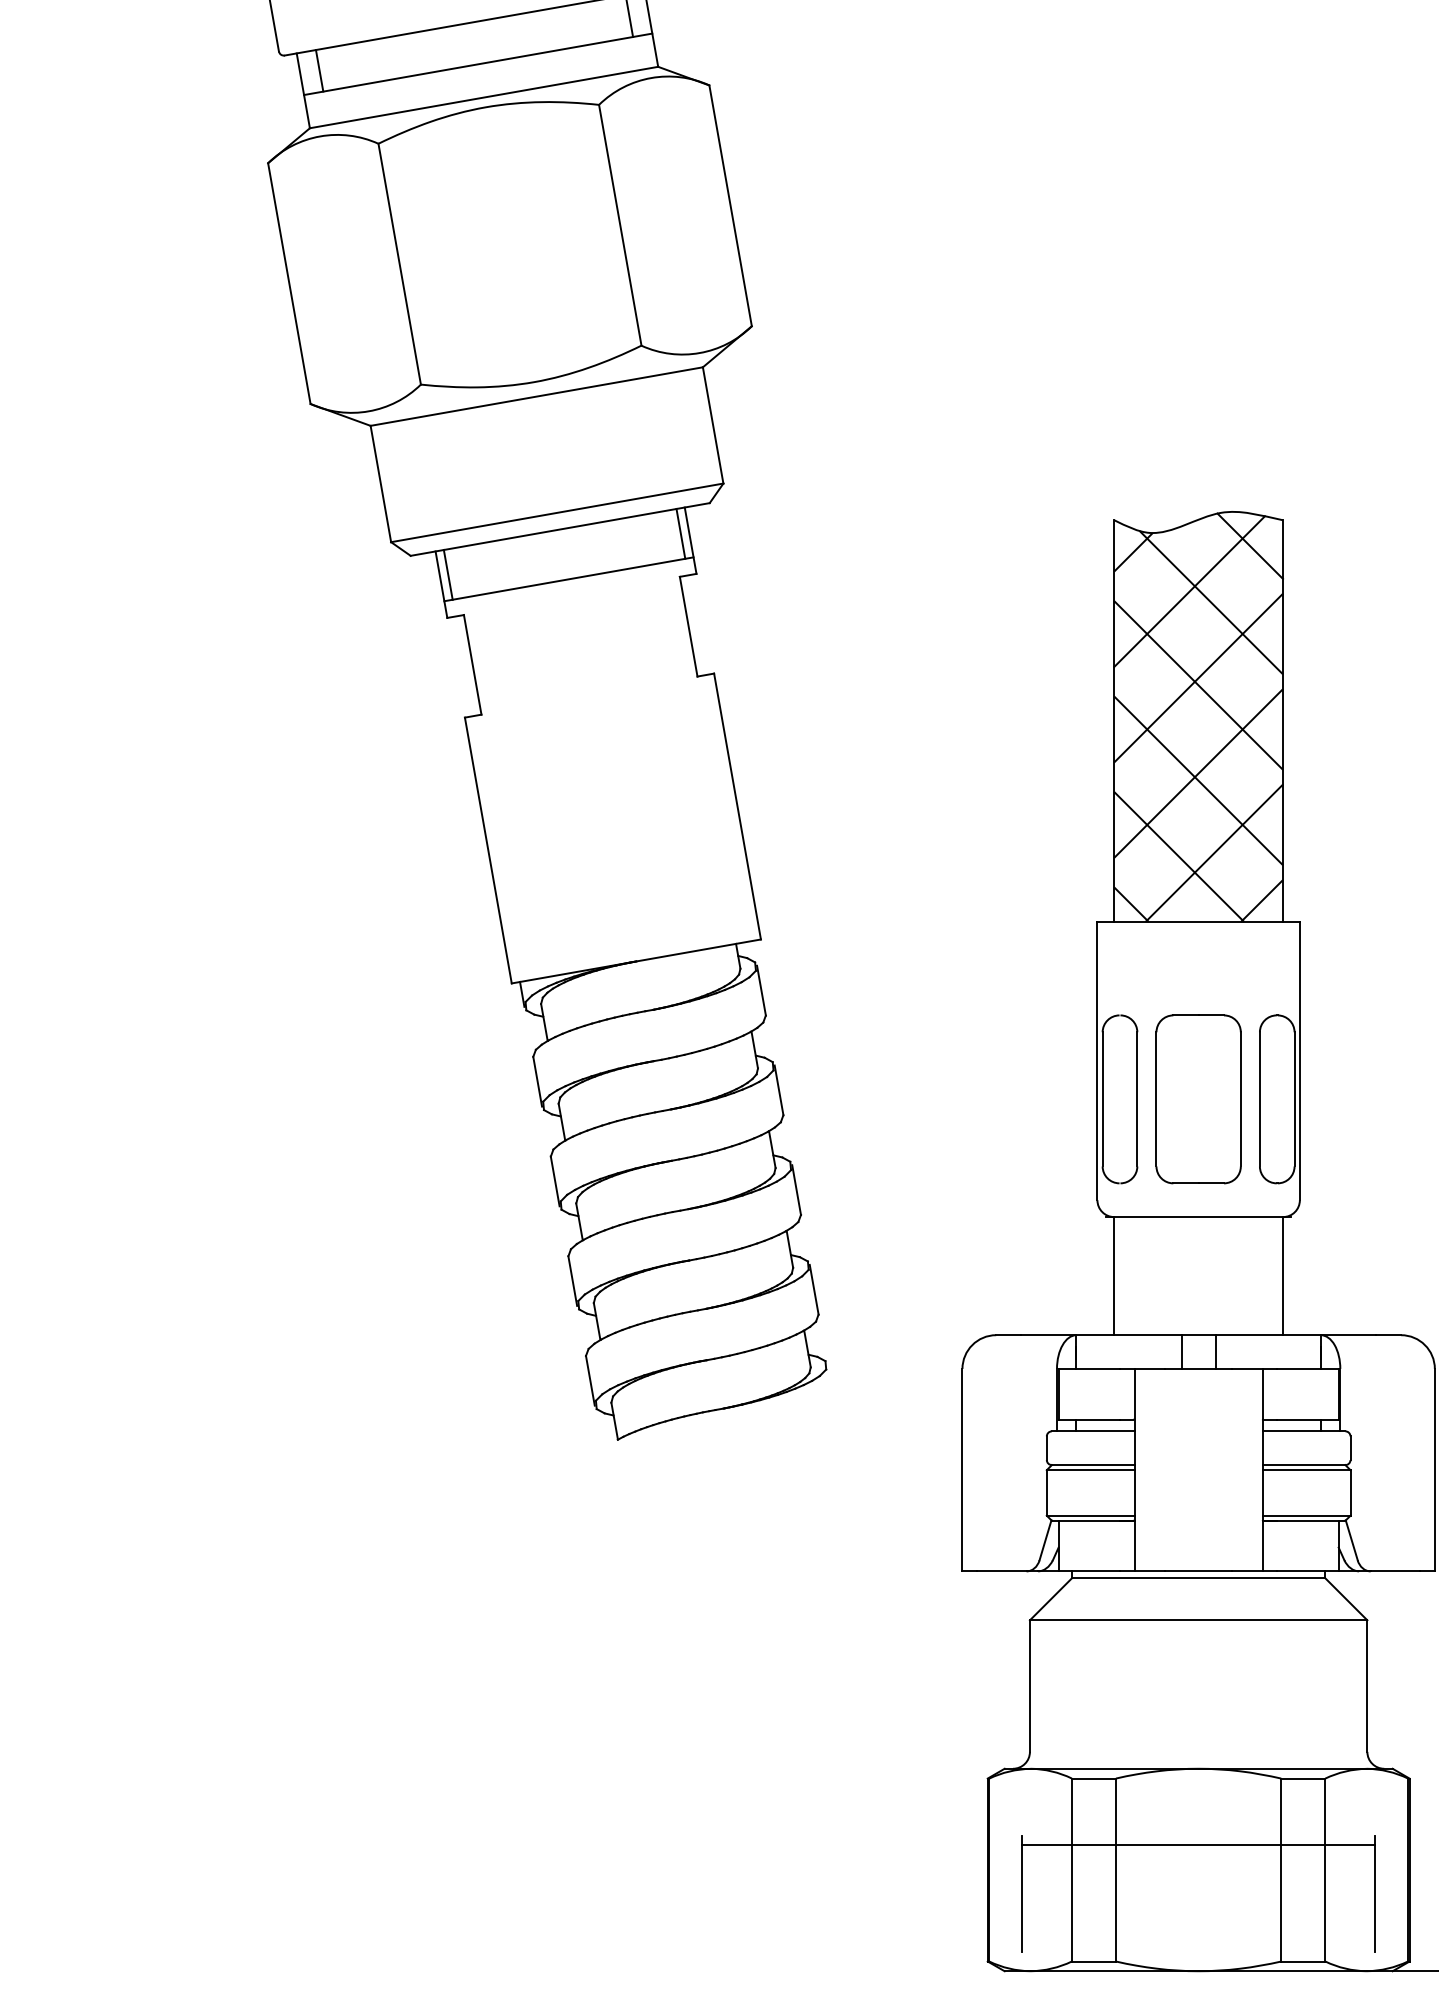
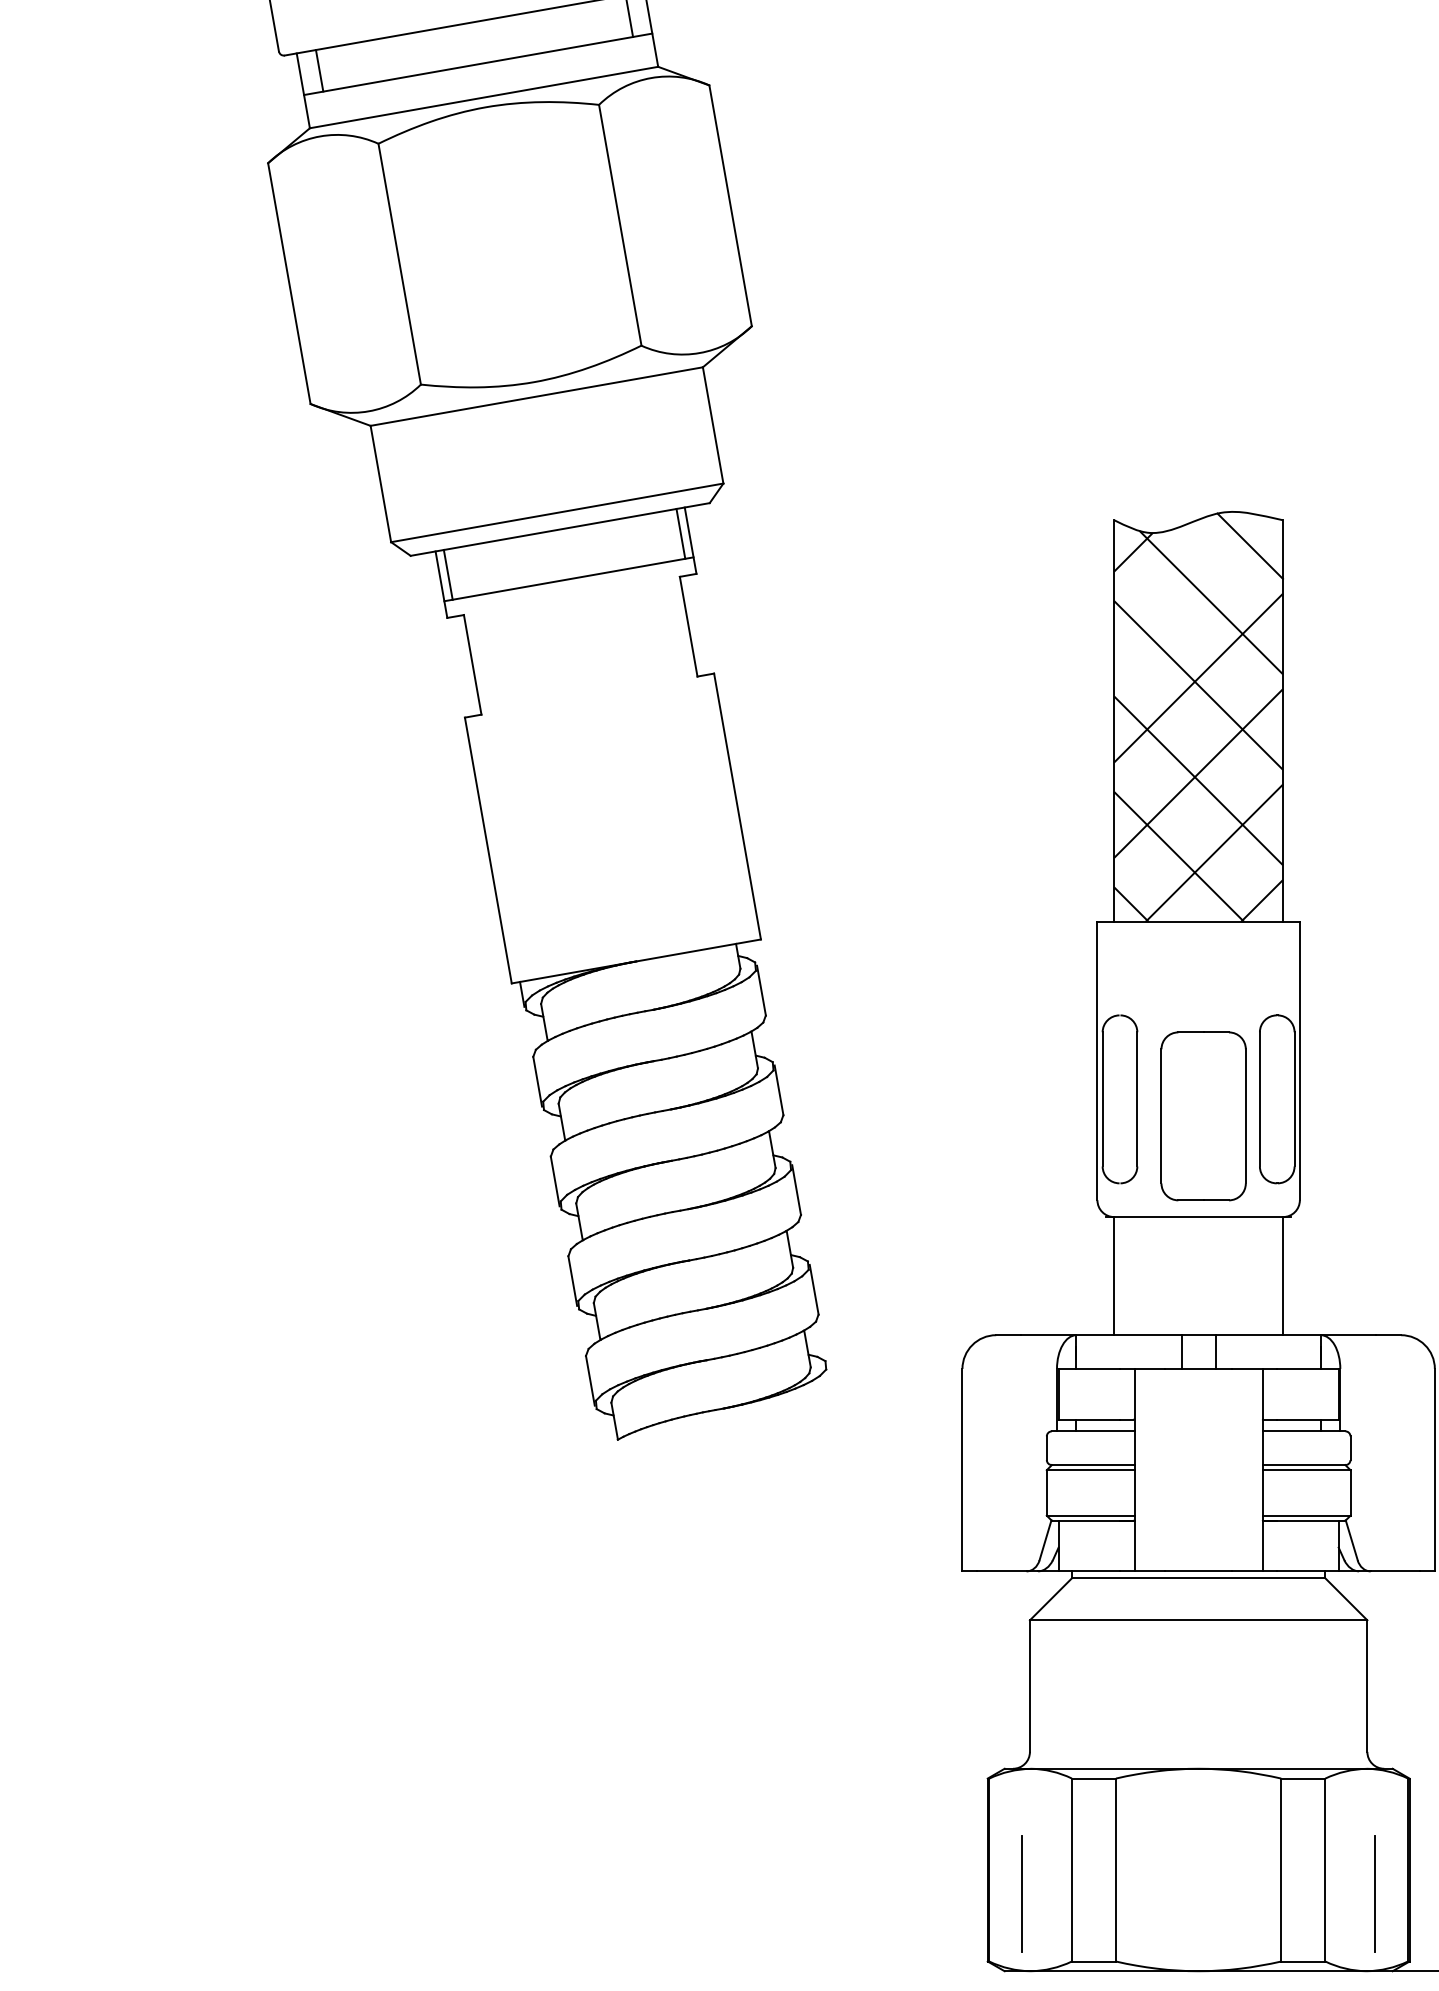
line: present -> none (1189, 591)
part position: (1198, 1099) -> (1203, 1116) (1203, 1116)
line: present -> none (1198, 1844)
